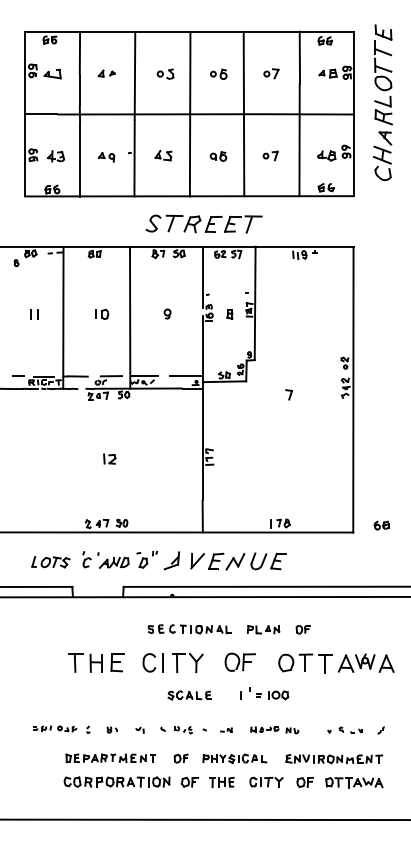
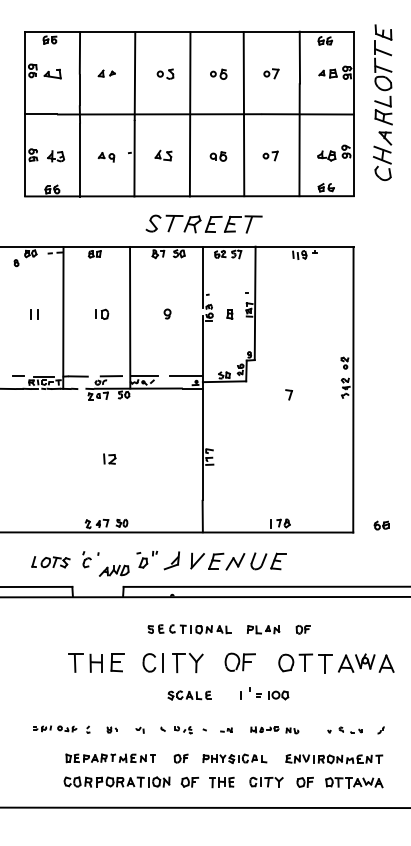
part position: (114, 562) -> (114, 570) (114, 570)
line position: (204, 819) -> (204, 807) (204, 807)
